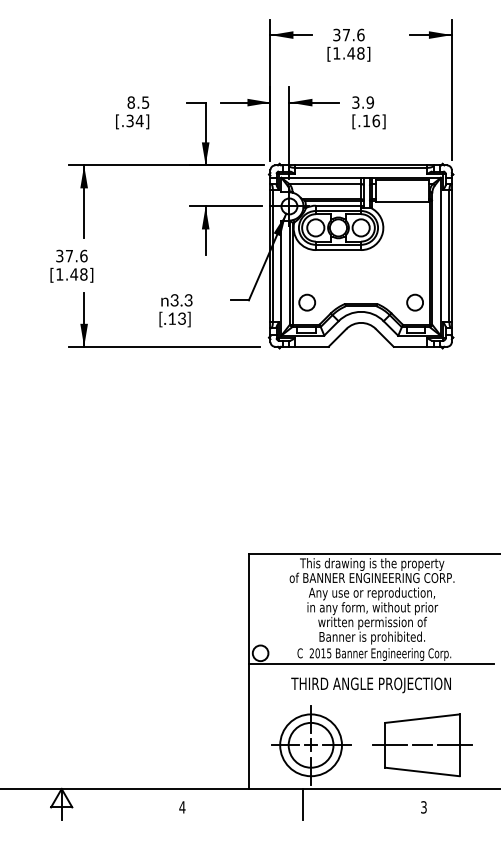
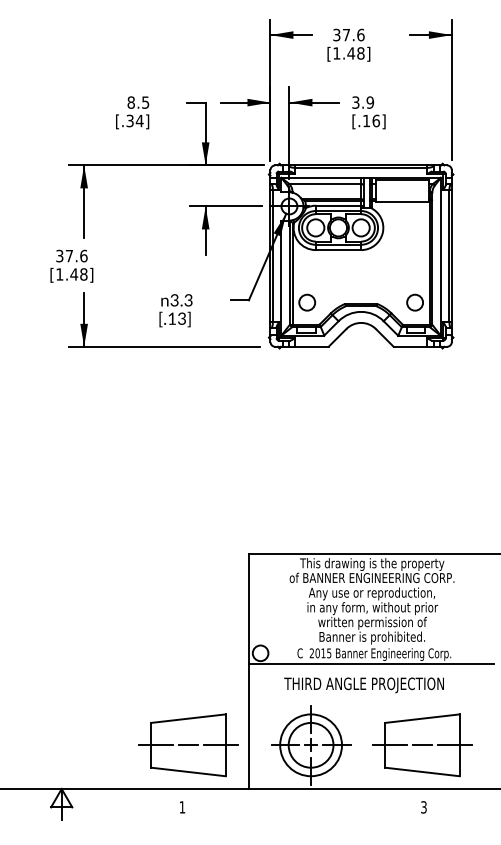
text position: (370, 685) -> (363, 685) (363, 685)
part: none -> present (188, 745)
line: present -> none (303, 804)
text: 4 -> 1 (182, 807)
